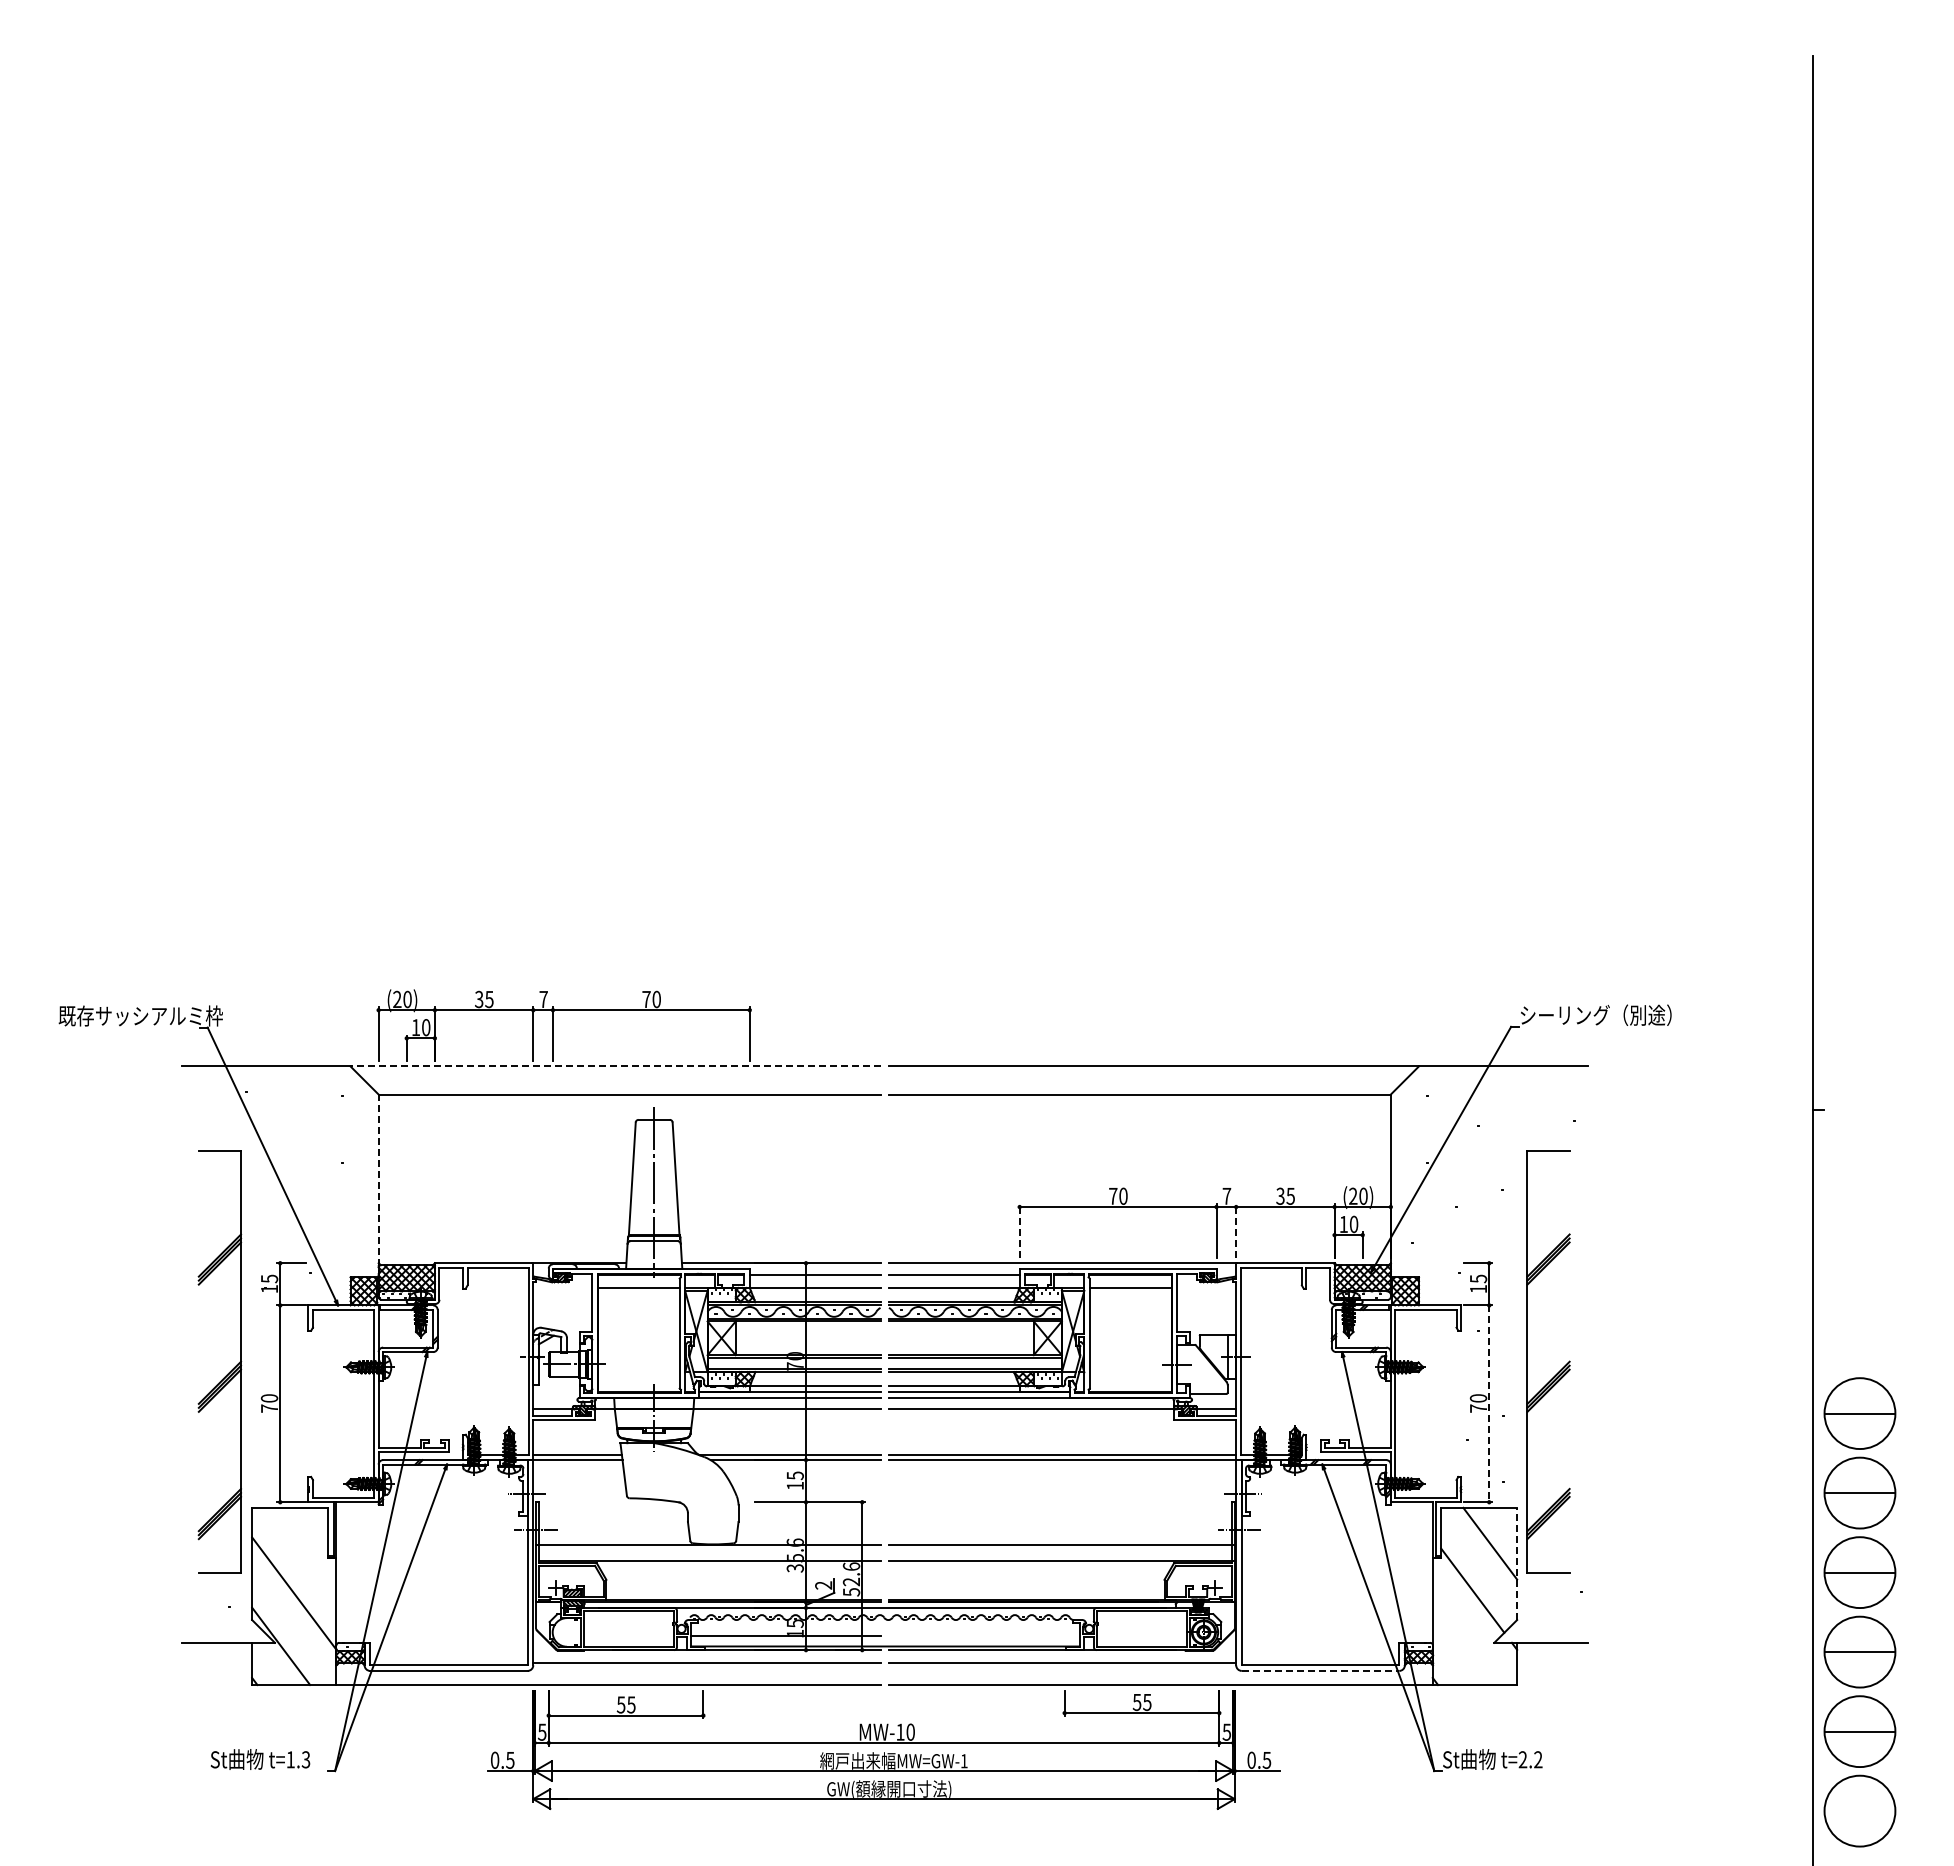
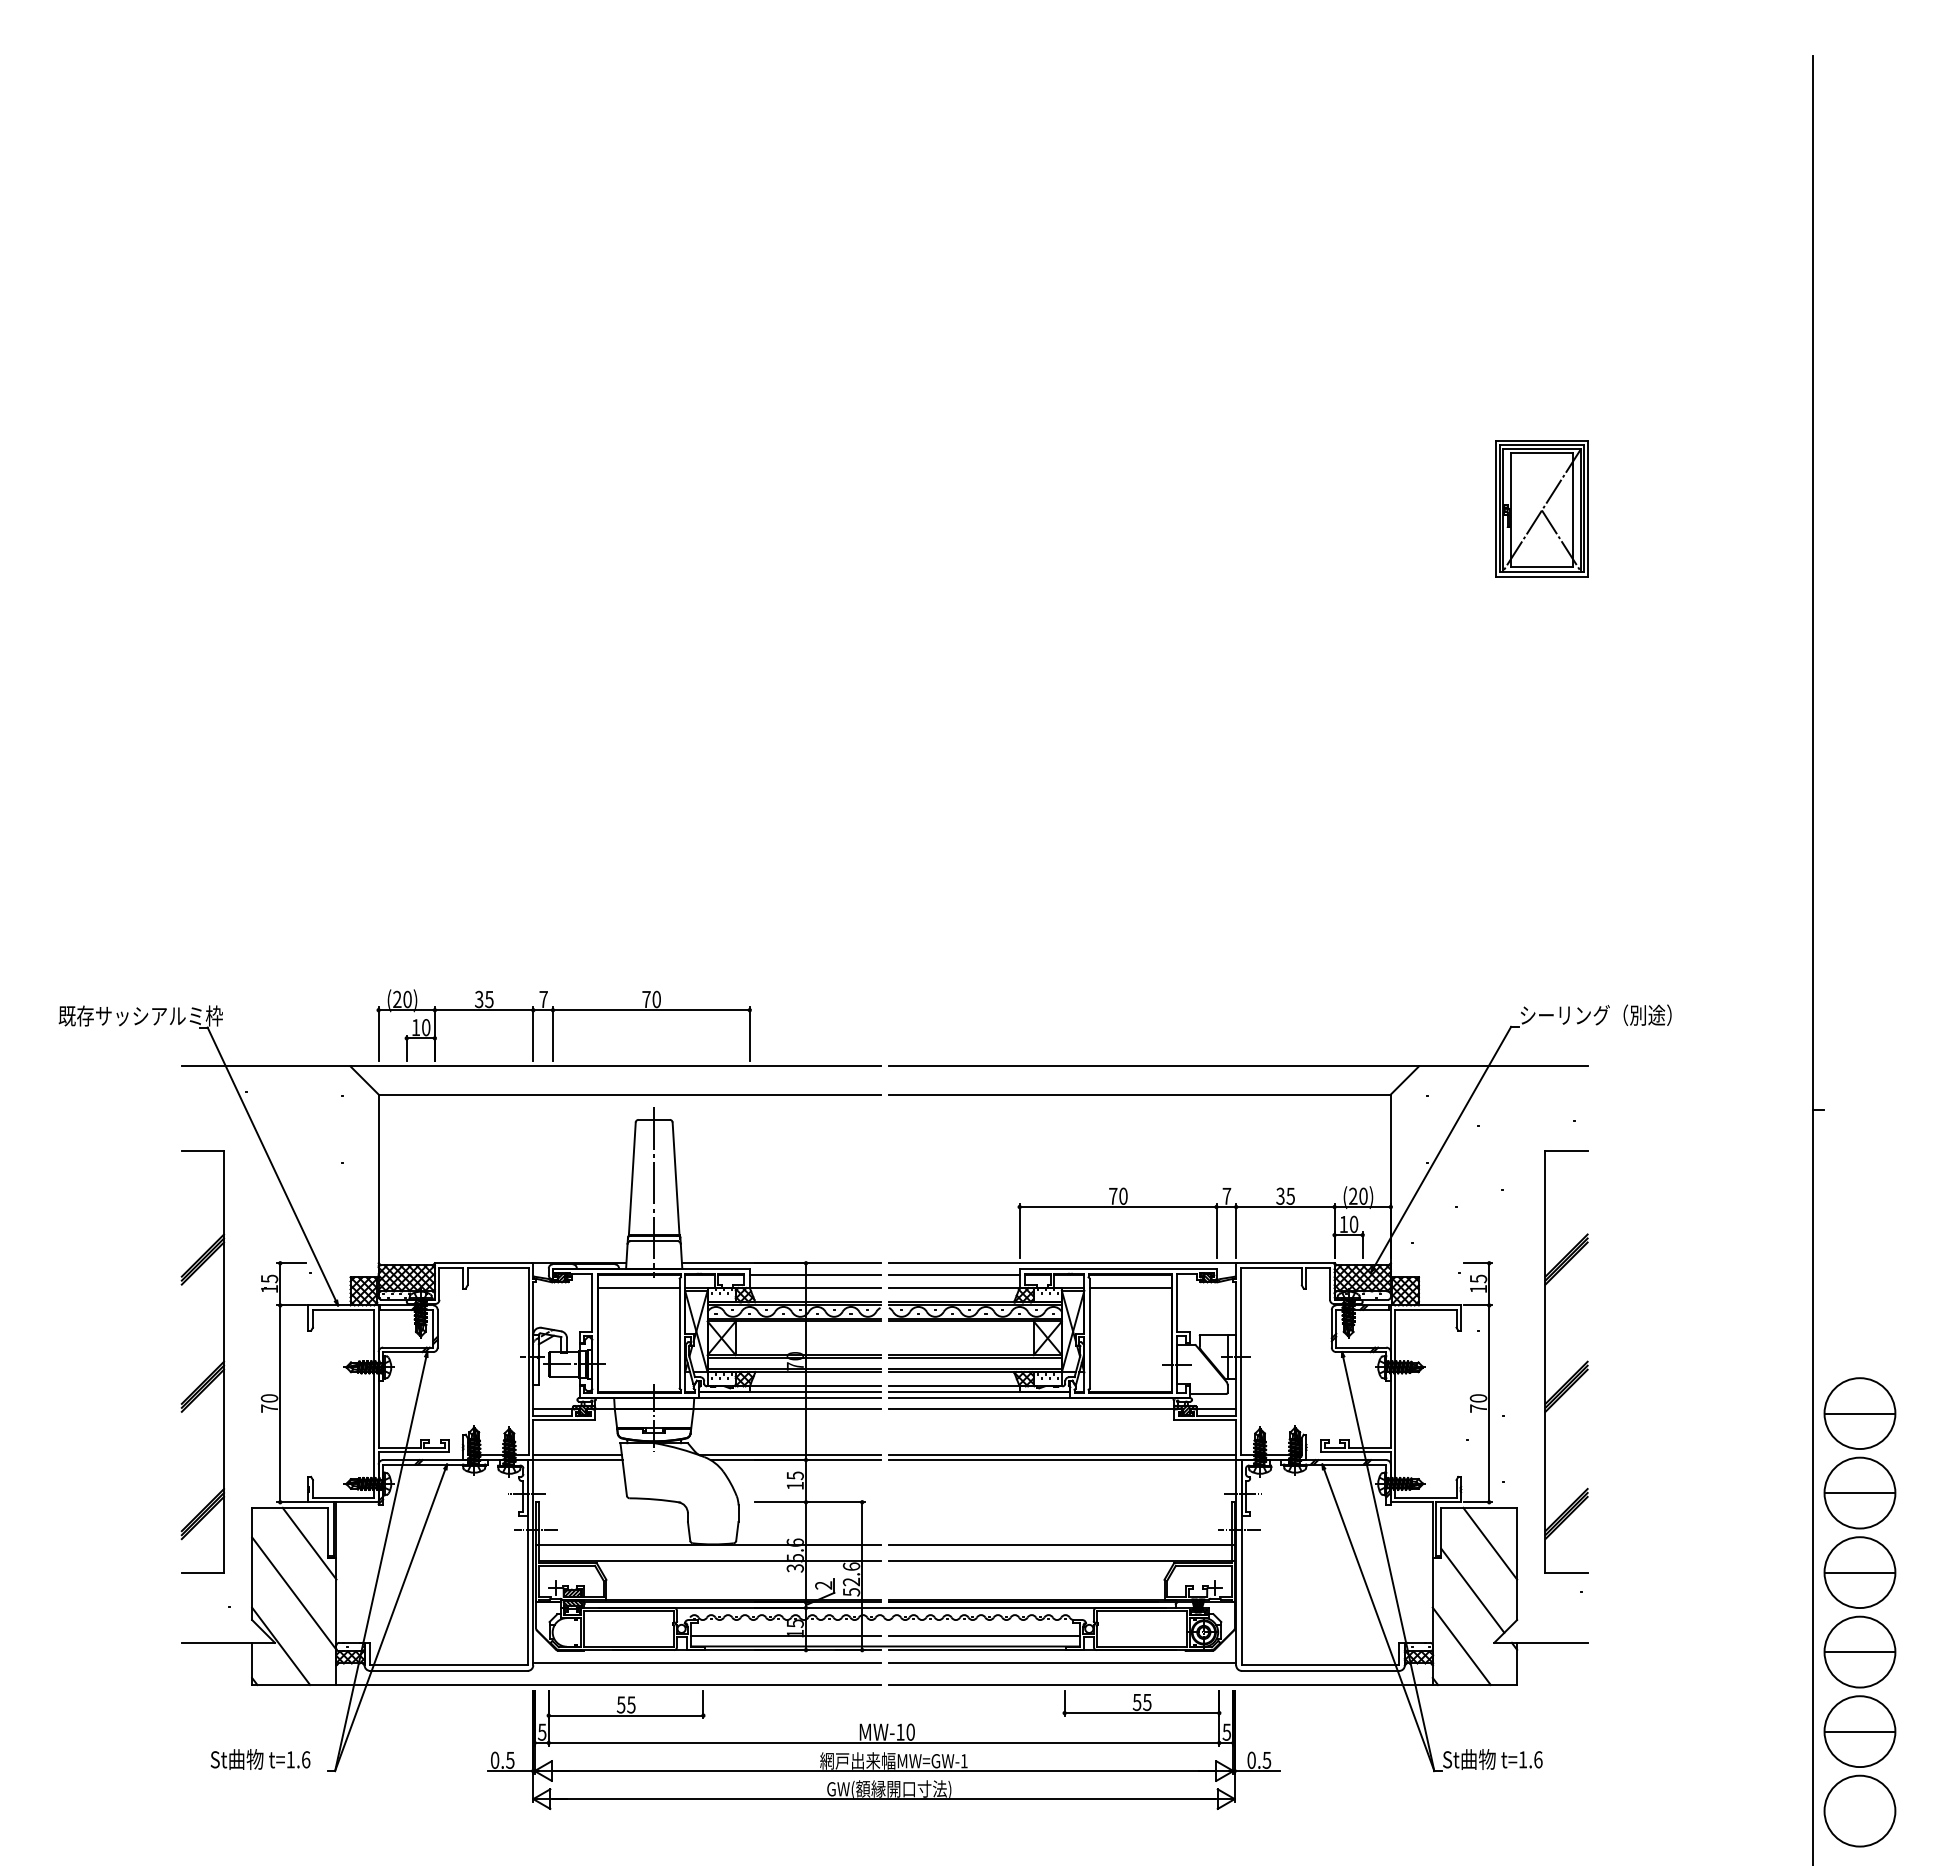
part: none -> present (1541, 508)
line: dashed -> solid (615, 1066)
line: dashed -> solid (378, 1185)
line: dashed -> solid (1019, 1230)
line: dashed -> solid (1236, 1230)
part position: (229, 1371) -> (212, 1371) (212, 1371)
part position: (1558, 1371) -> (1576, 1371) (1576, 1371)
line: dashed -> solid (1489, 1404)
line: none -> present (309, 1543)
line: dashed -> solid (1517, 1563)
line: none -> present (984, 1635)
line: none -> present (1461, 1646)
line: dashed -> solid (1320, 1670)
text: t=1.3 -> t=1.6 (305, 1759)
text: t=2.2 -> t=1.6 (1530, 1759)
